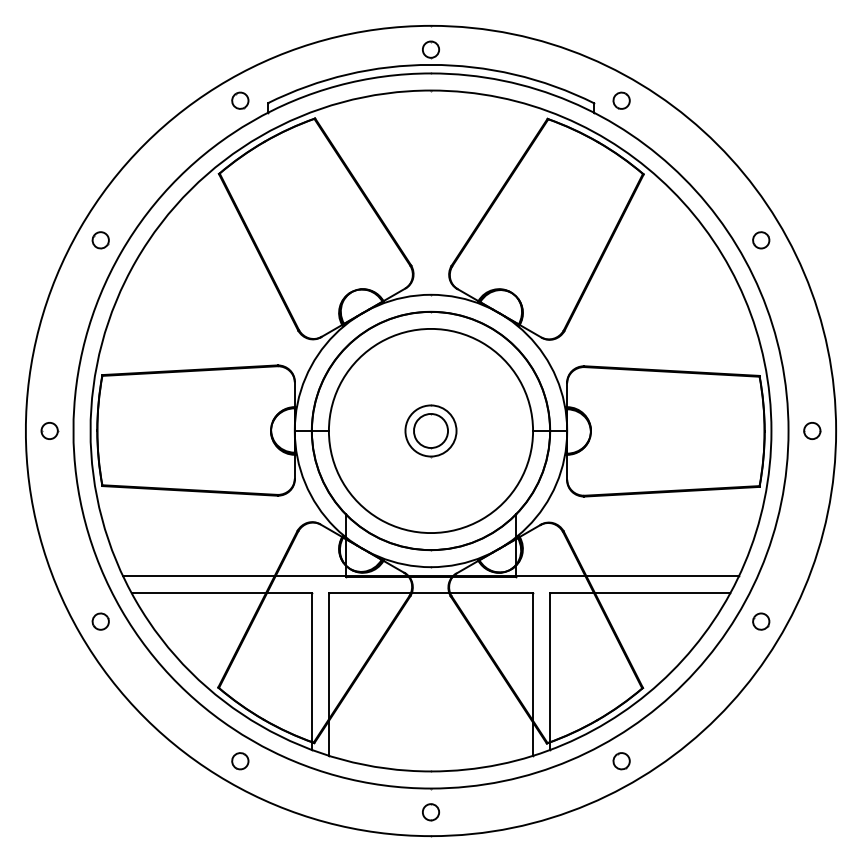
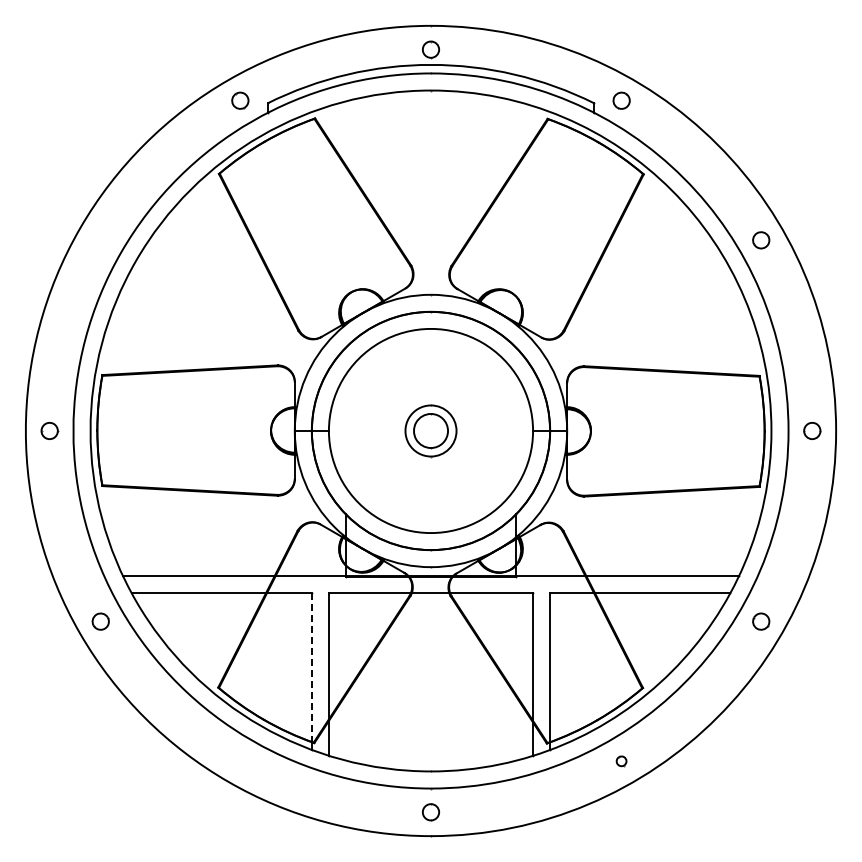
part: present -> none (100, 240)
line: solid -> dashed (311, 667)
part: present -> none (240, 761)
part size: 19x19 px -> 13x13 px (621, 761)
